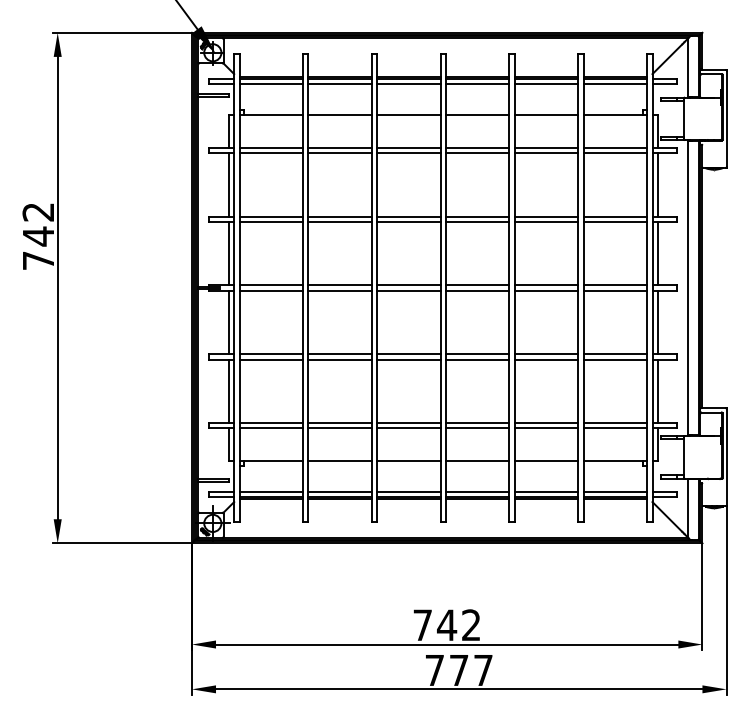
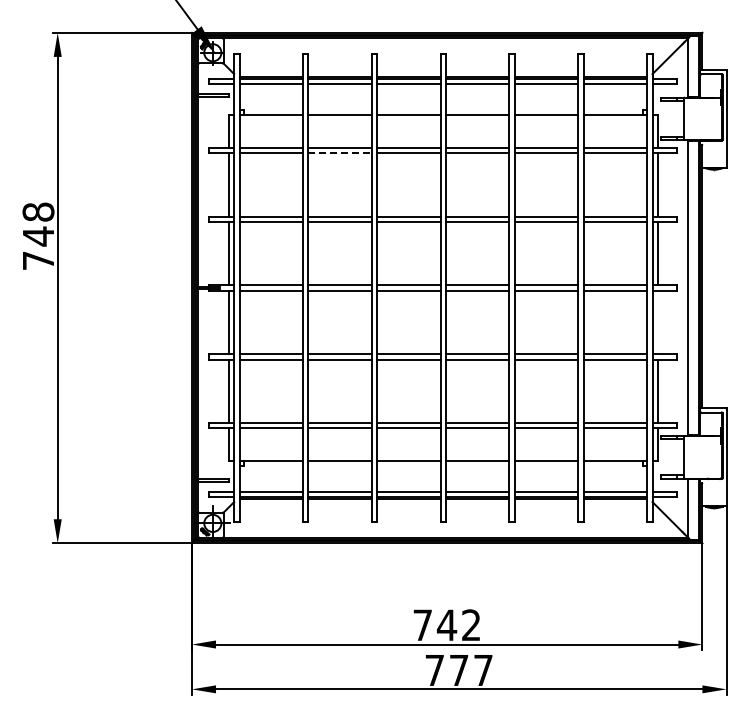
line: solid -> dashed (340, 153)
text: 742 -> 748 (38, 211)
line: present -> none (657, 322)
